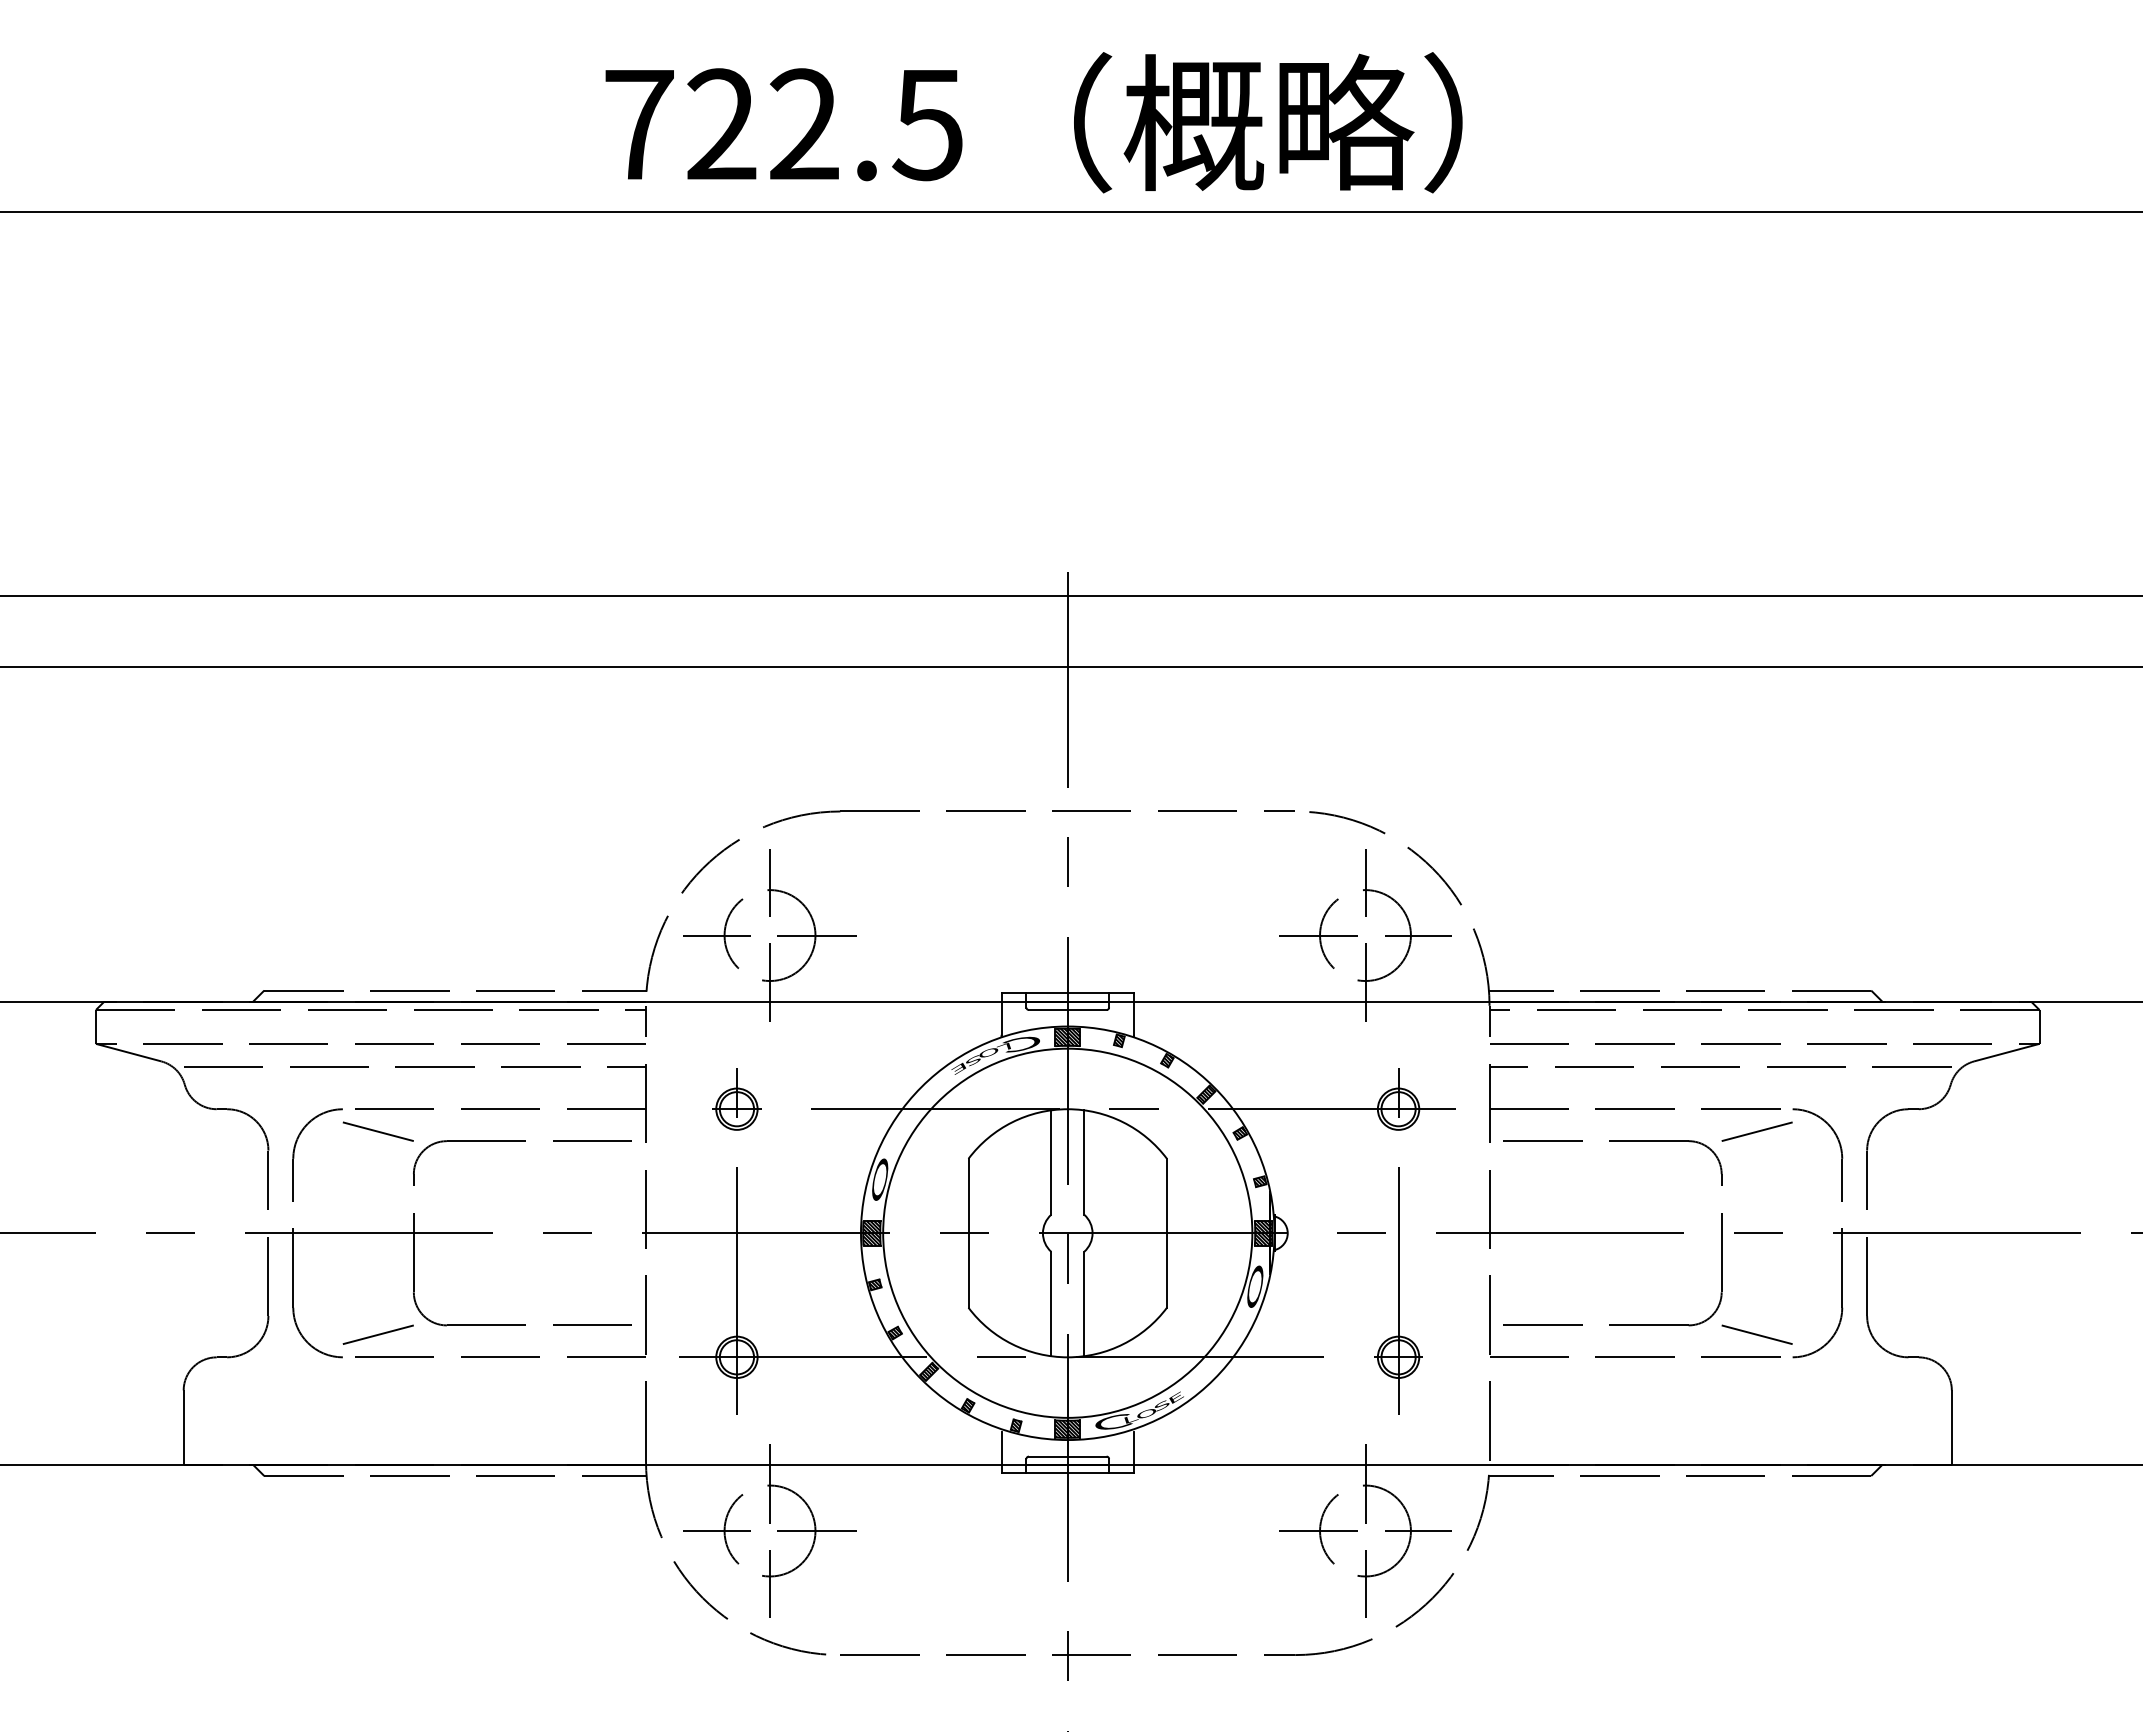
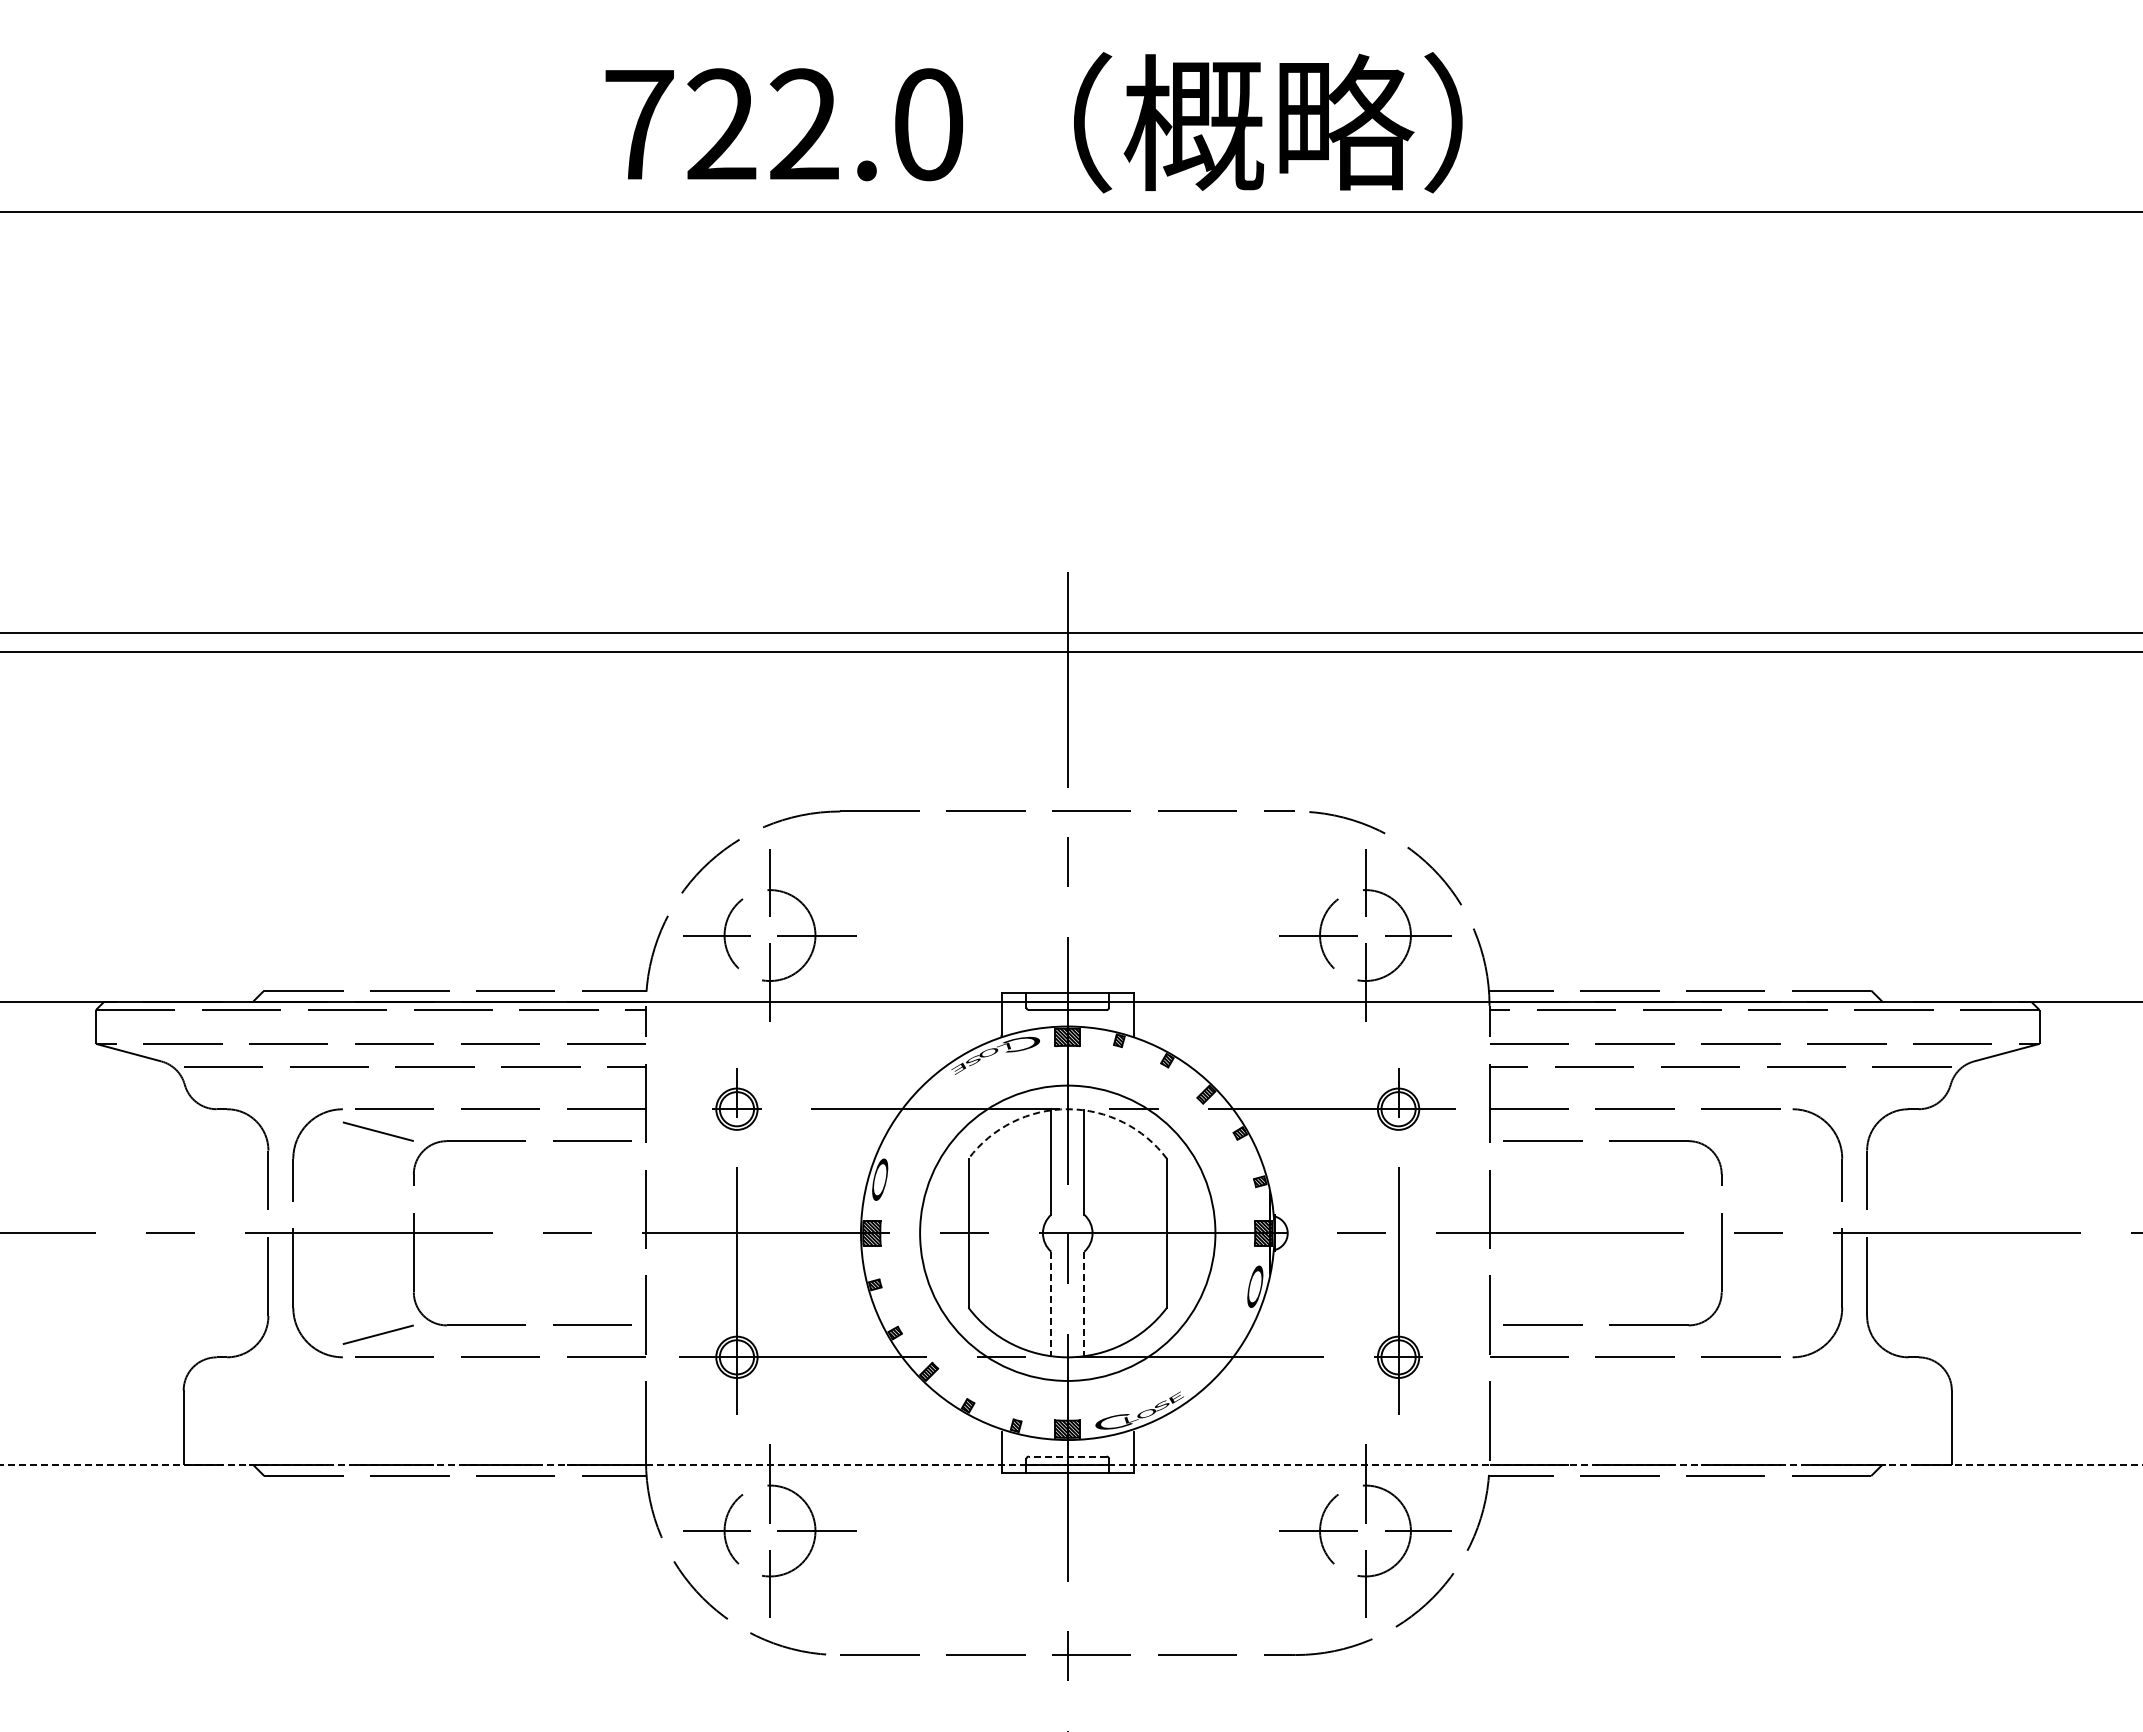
text: 722.5 -> 722.0 (927, 124)
line position: (1070, 596) -> (1070, 633) (1070, 633)
line position: (1070, 666) -> (1070, 651) (1070, 651)
arc: solid -> dashed (1067, 1109)
line: present -> none (1756, 1131)
circle diameter: 369 px -> 295 px (1067, 1232)
line: solid -> dashed (1051, 1304)
line: solid -> dashed (1084, 1304)
line: present -> none (1756, 1334)
line: solid -> dashed (1067, 1456)
line: solid -> dashed (1071, 1464)
